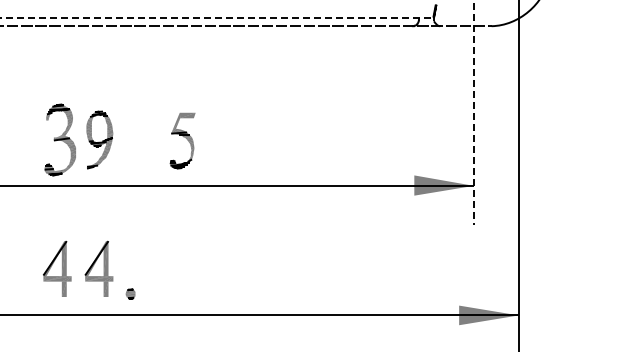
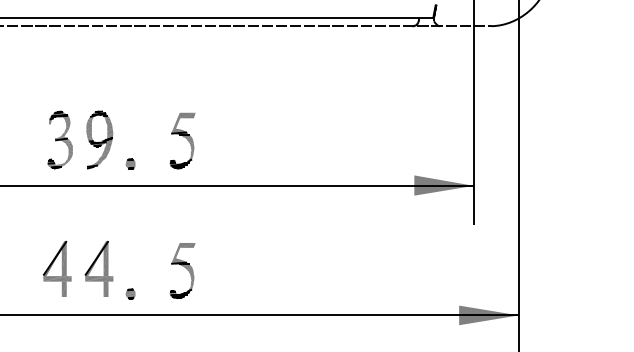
line: dashed -> solid (217, 17)
line: dashed -> solid (473, 113)
part size: 32x74 px -> 26x60 px (59, 139)
part: none -> present (130, 163)
part: none -> present (182, 270)
